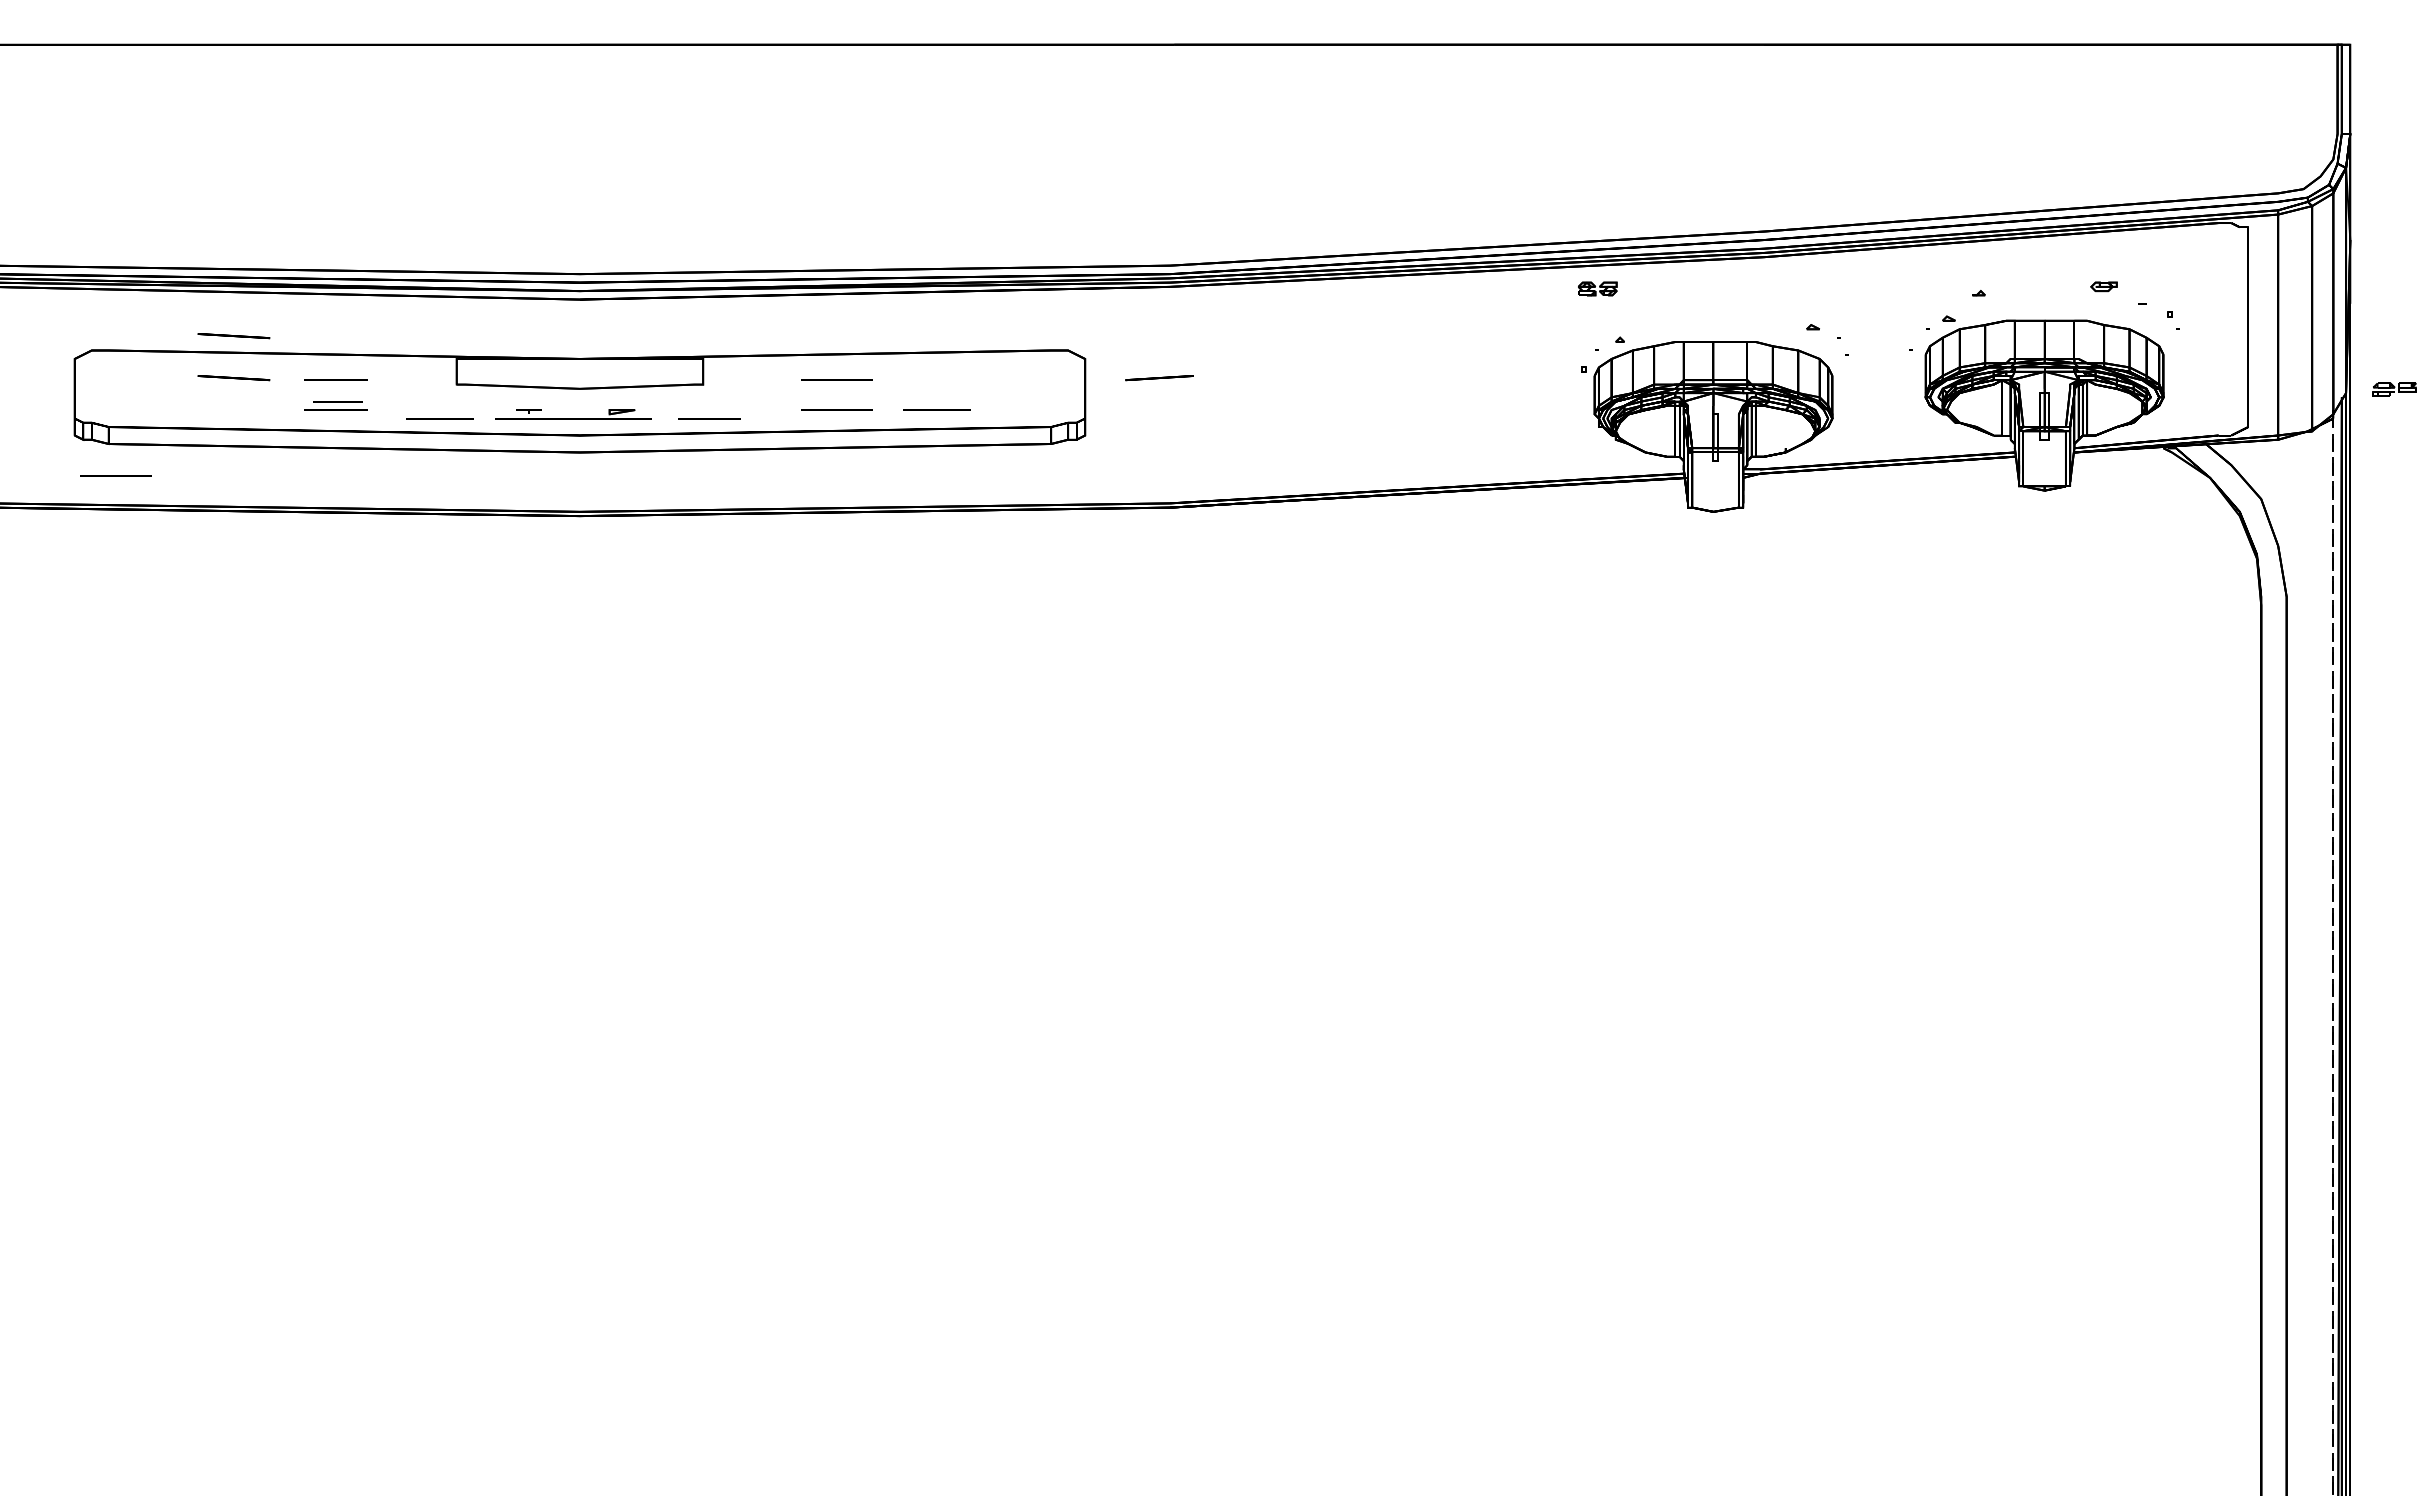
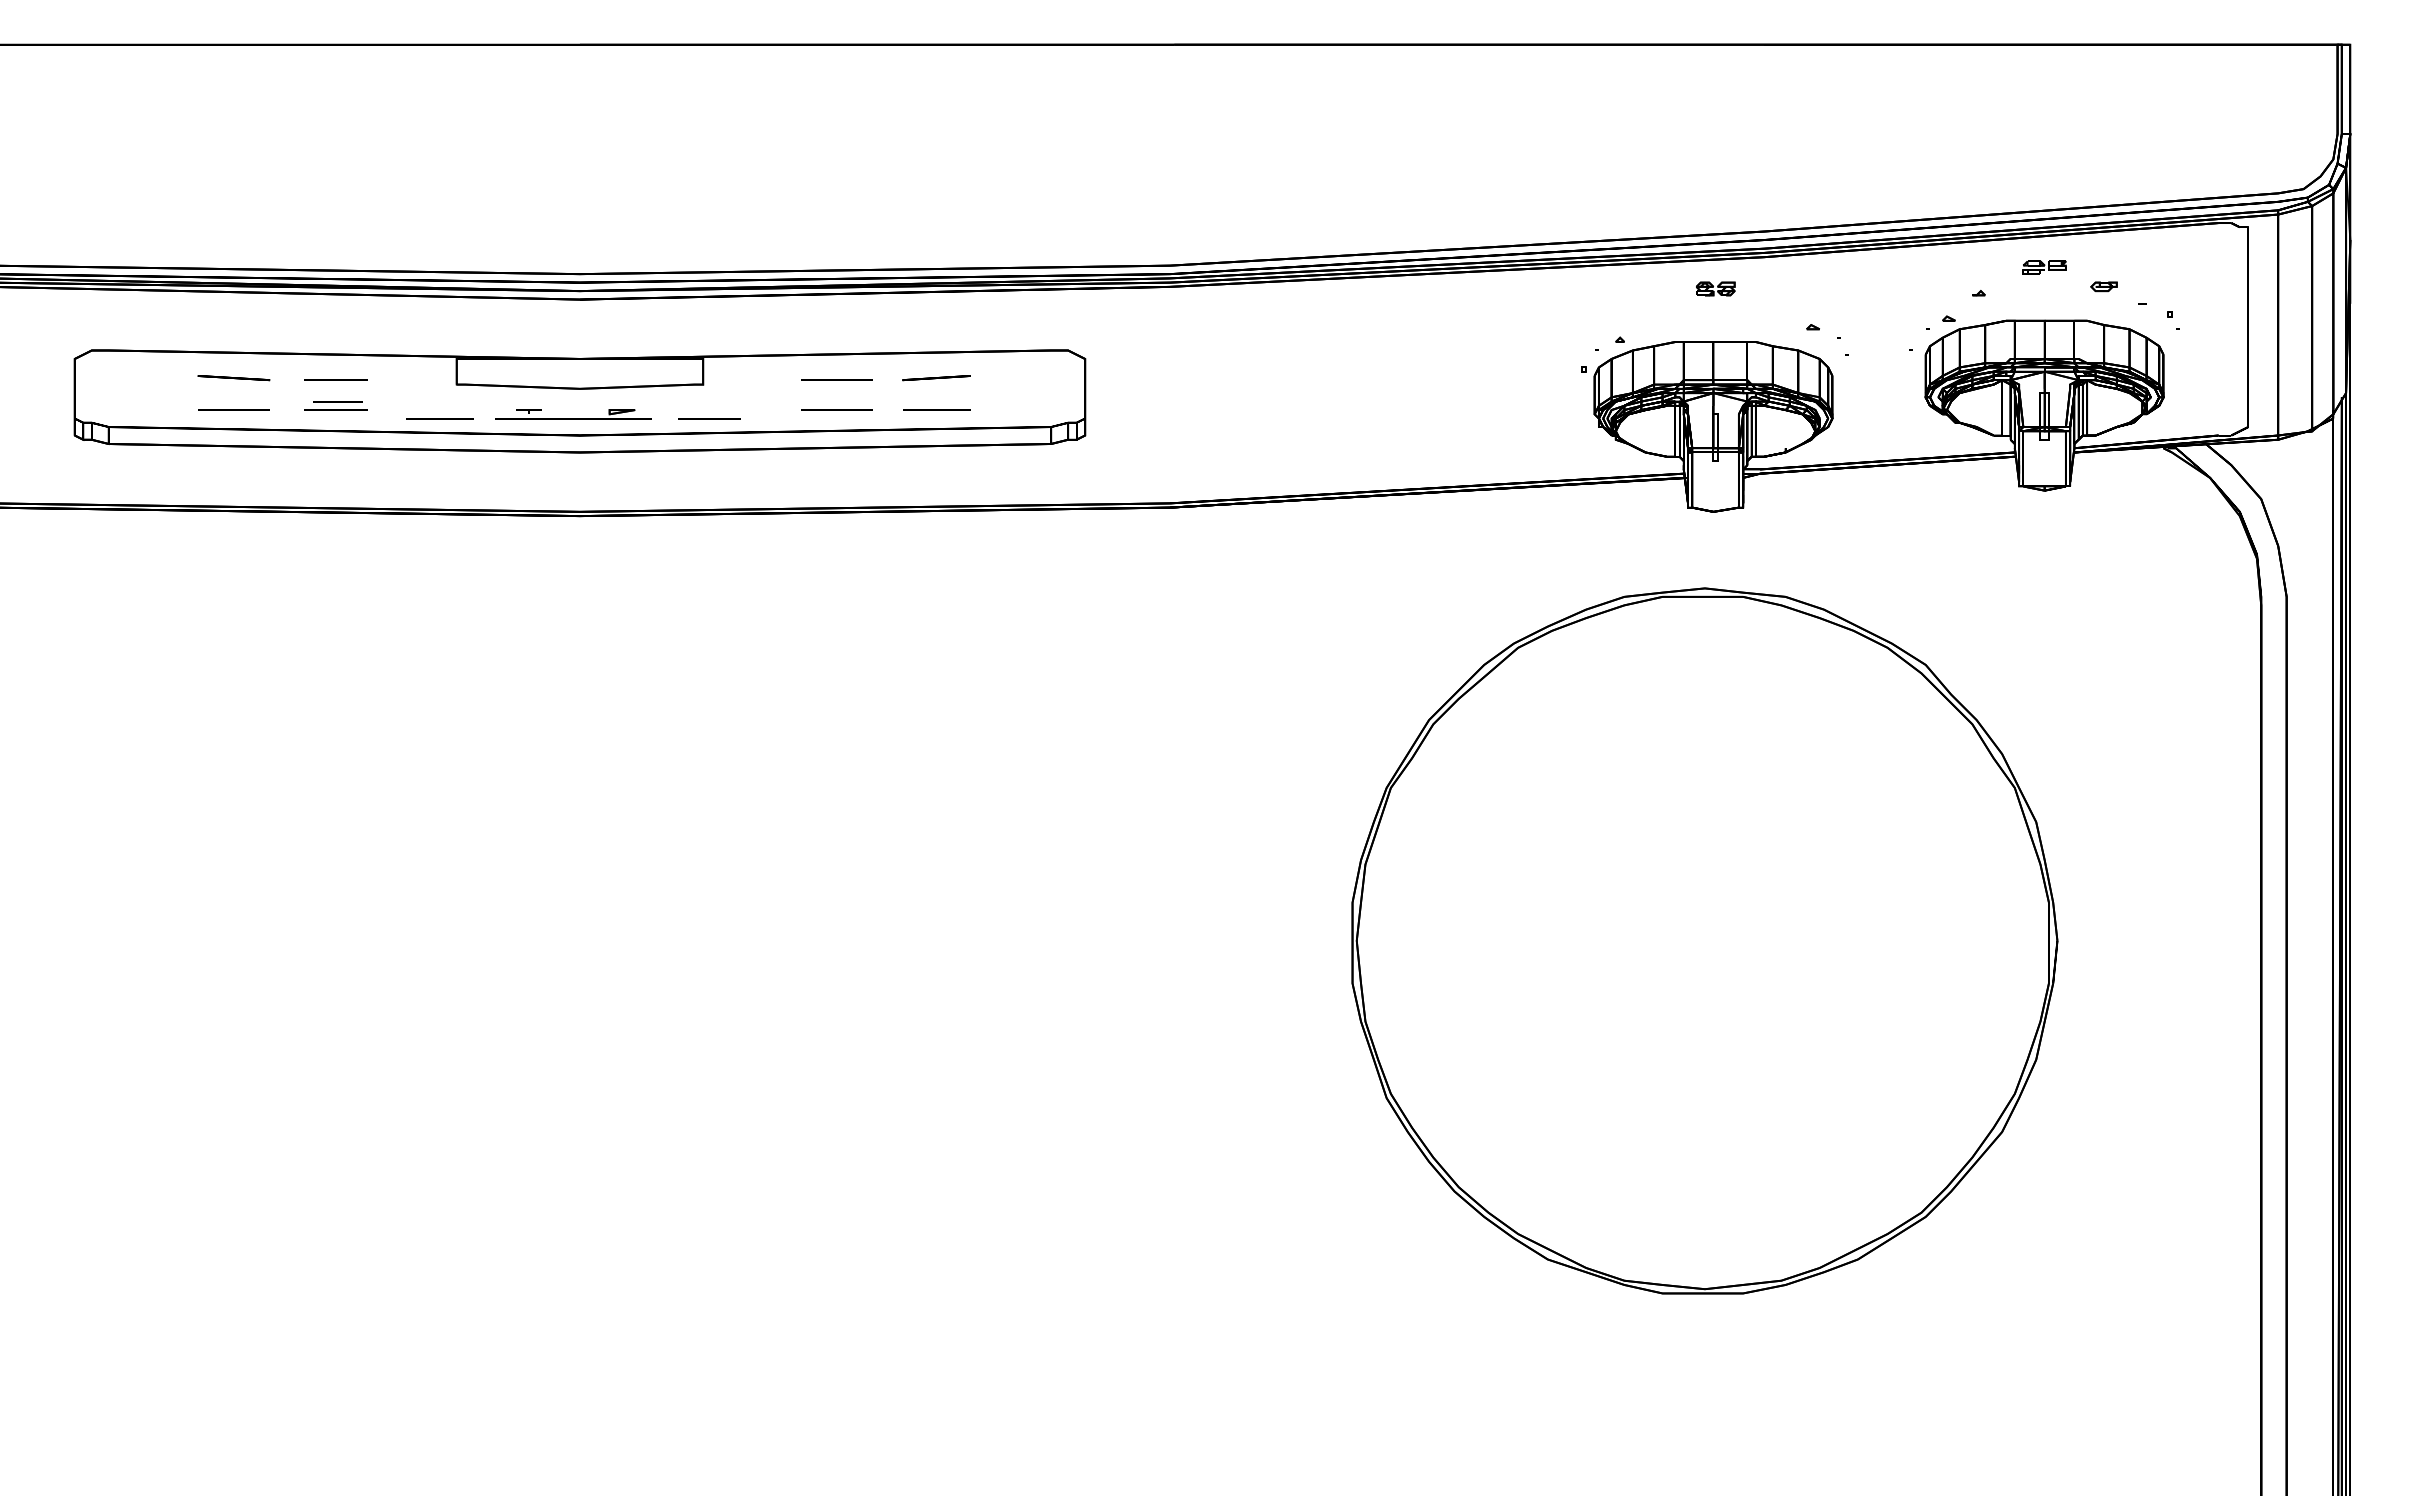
part position: (1597, 288) -> (1715, 288) (1715, 288)
line: present -> none (233, 336)
line position: (1159, 378) -> (936, 378) (936, 378)
part position: (2394, 389) -> (2044, 267) (2044, 267)
line position: (115, 475) -> (233, 409) (233, 409)
part: none -> present (1704, 940)
line: dashed -> solid (2333, 952)
